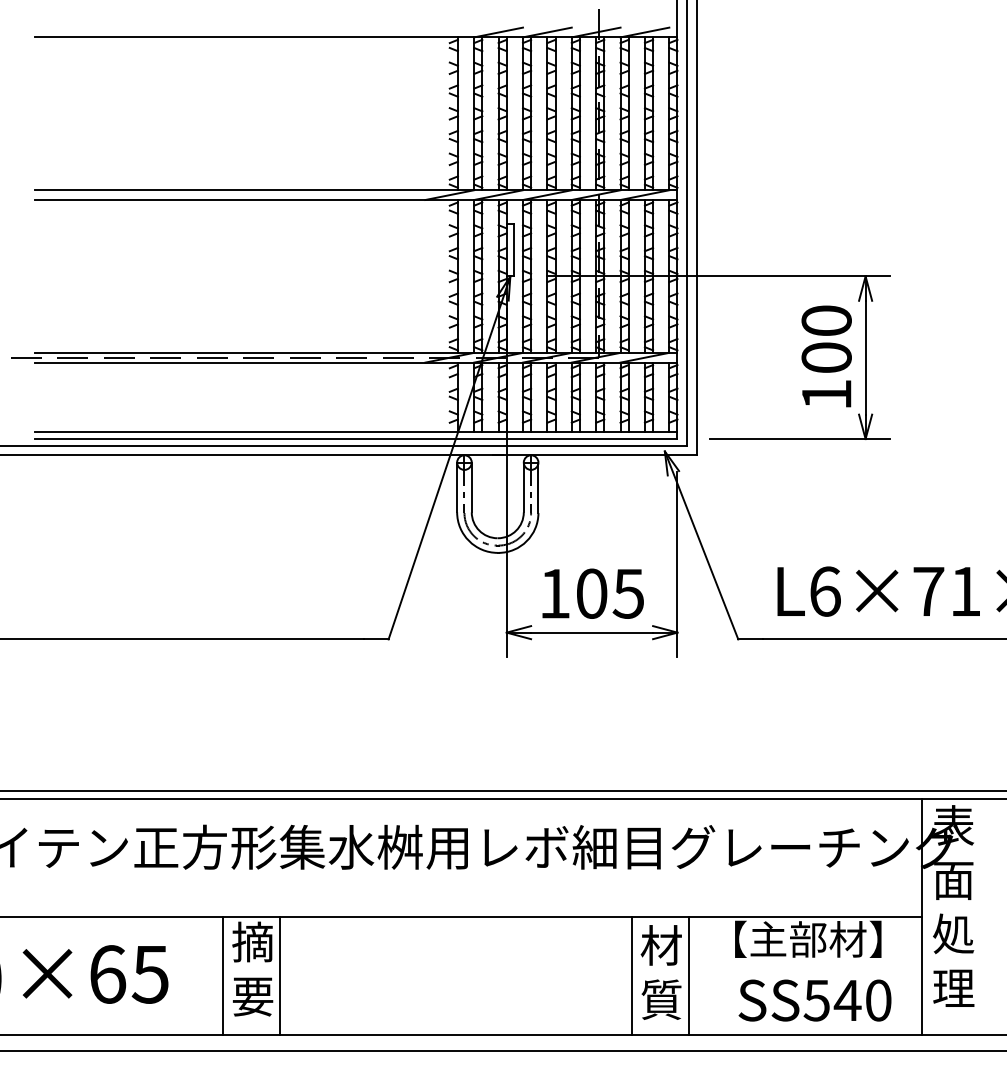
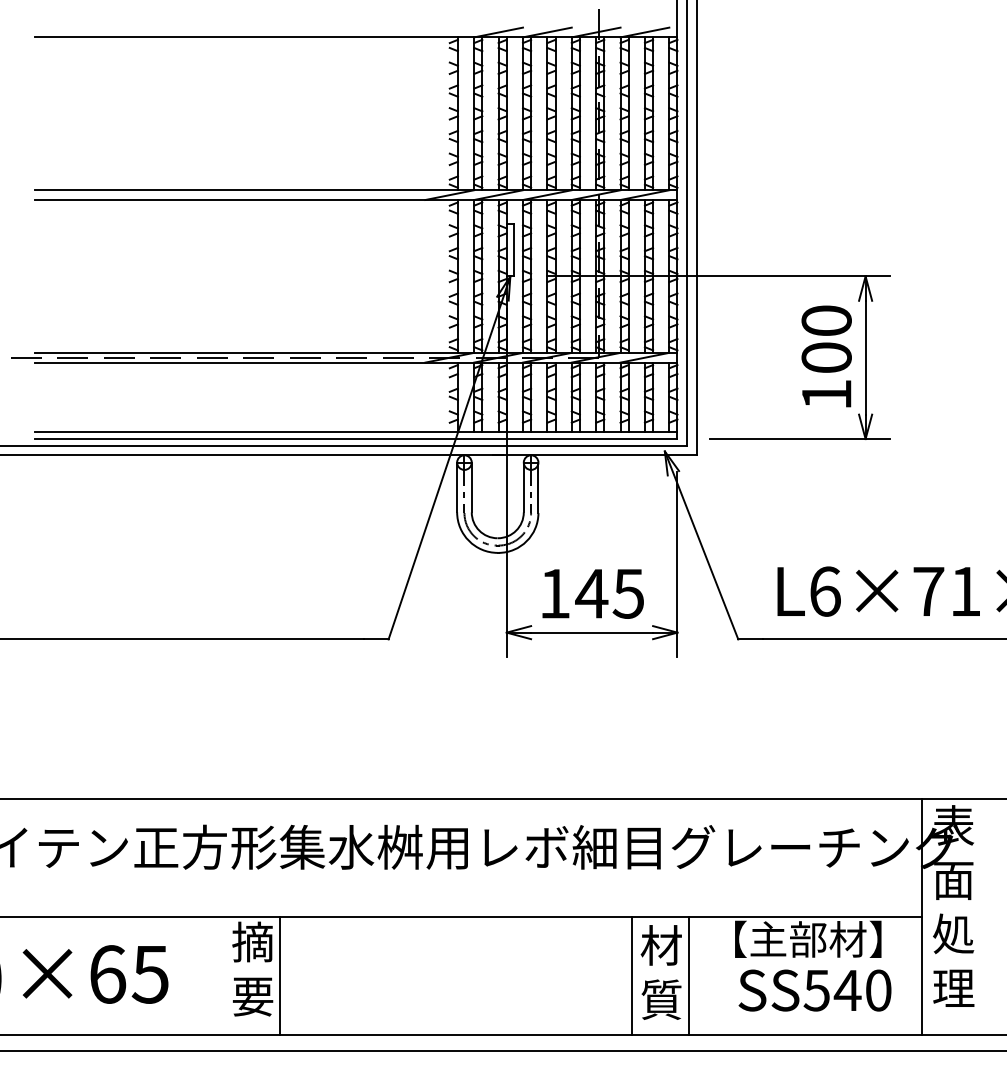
text: 105 -> 145 (591, 593)
line: present -> none (502, 791)
line: present -> none (223, 976)
text position: (814, 1000) -> (814, 990) (814, 990)
